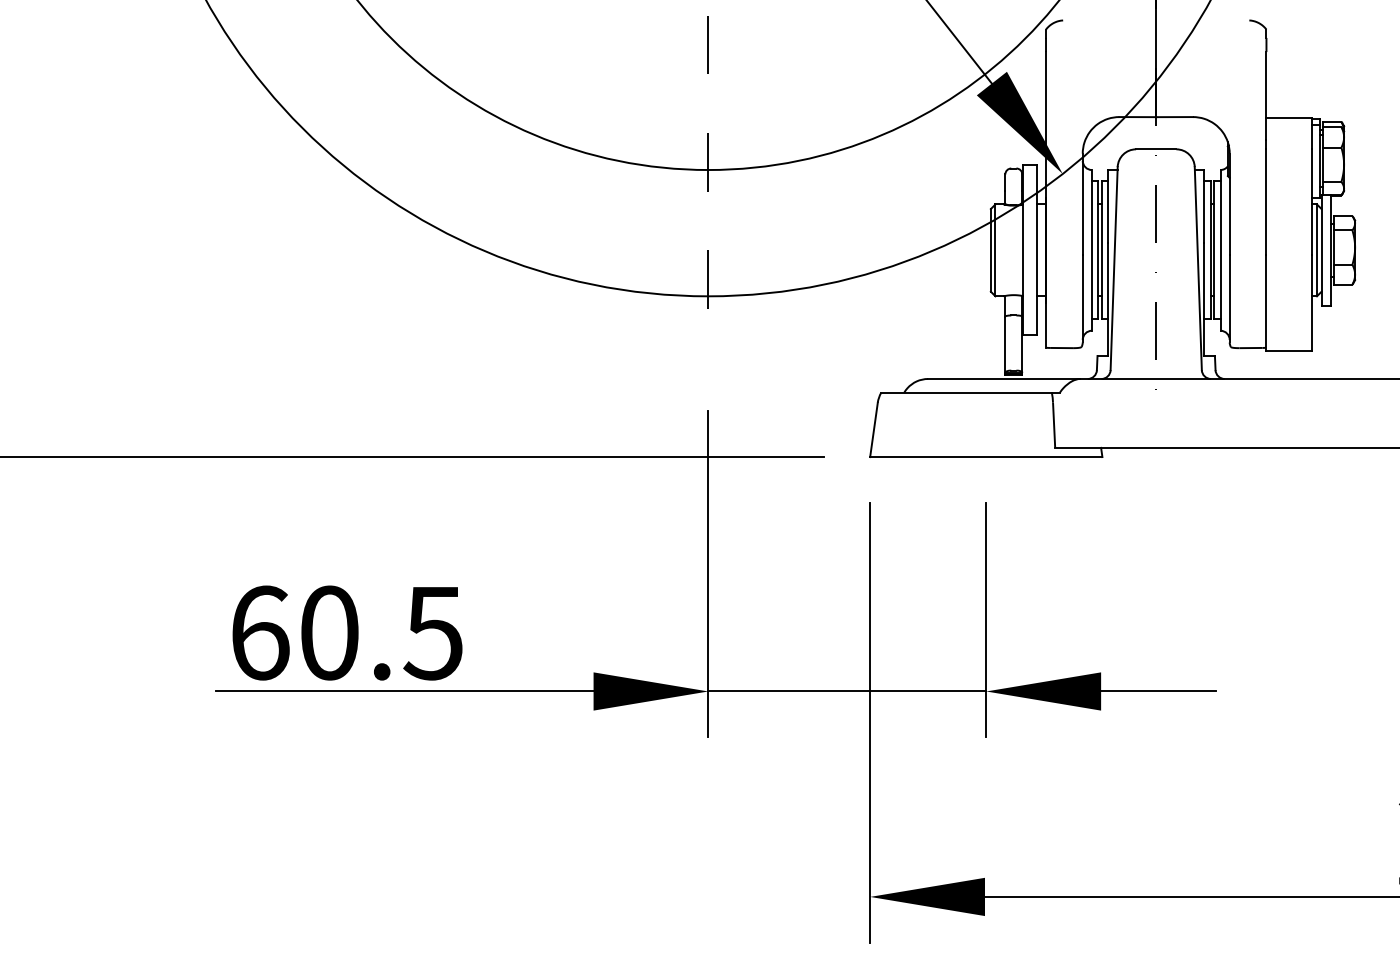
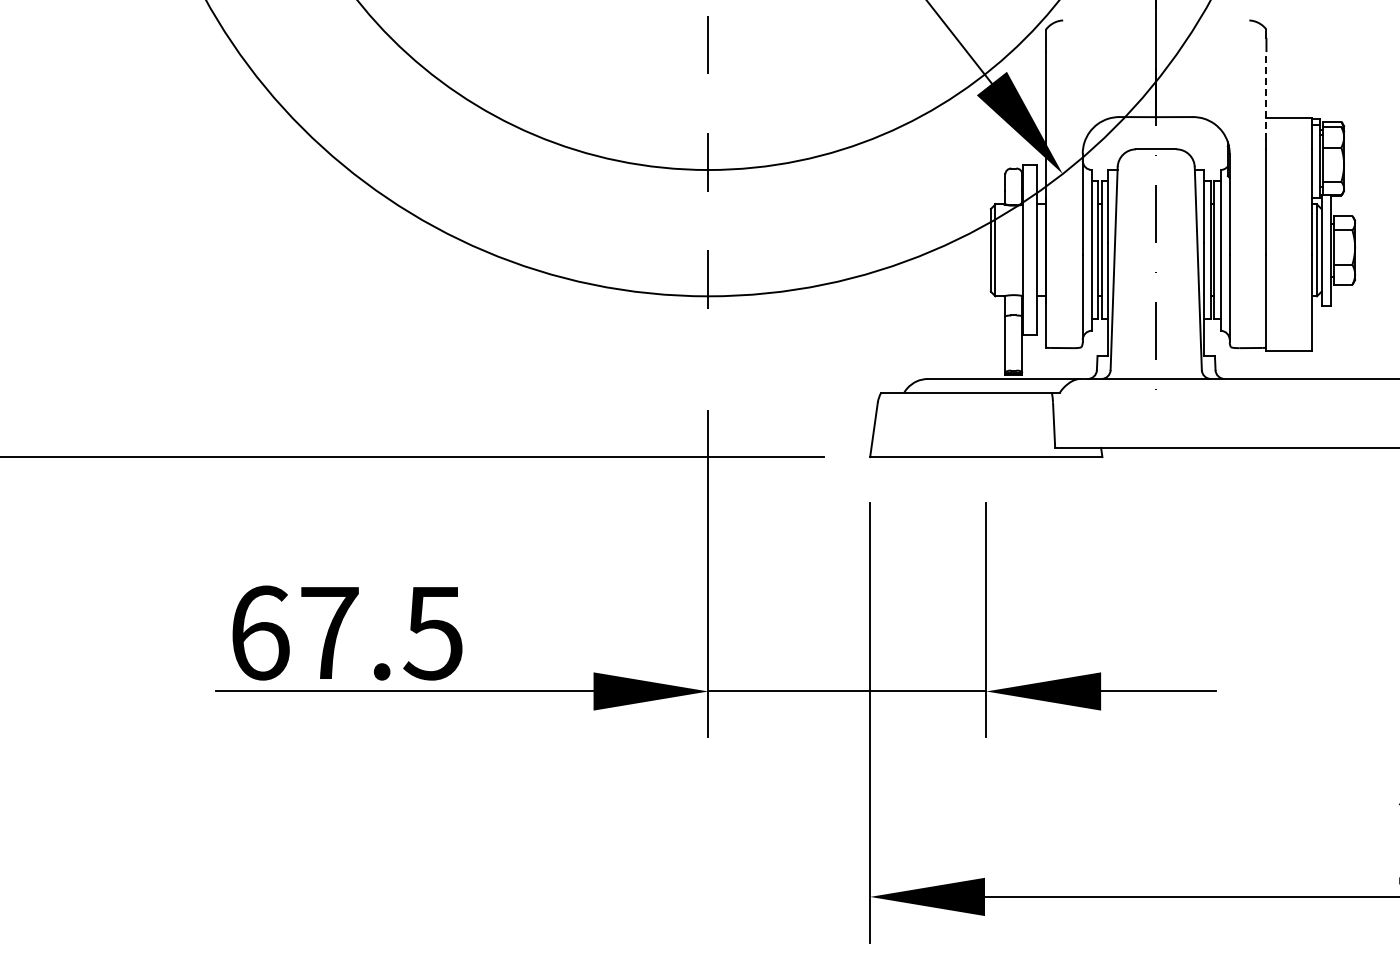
line: solid -> dashed (1266, 95)
text: 60.5 -> 67.5 (329, 632)
